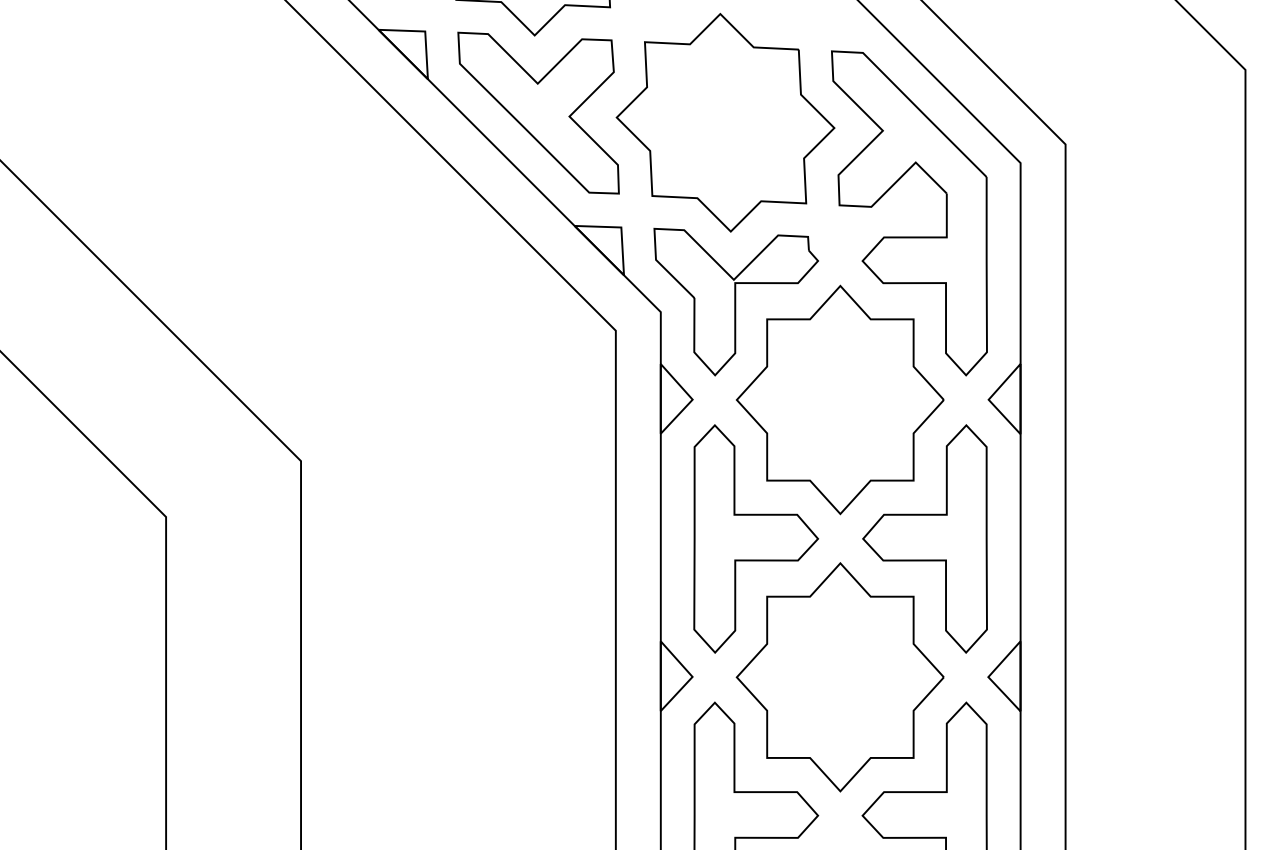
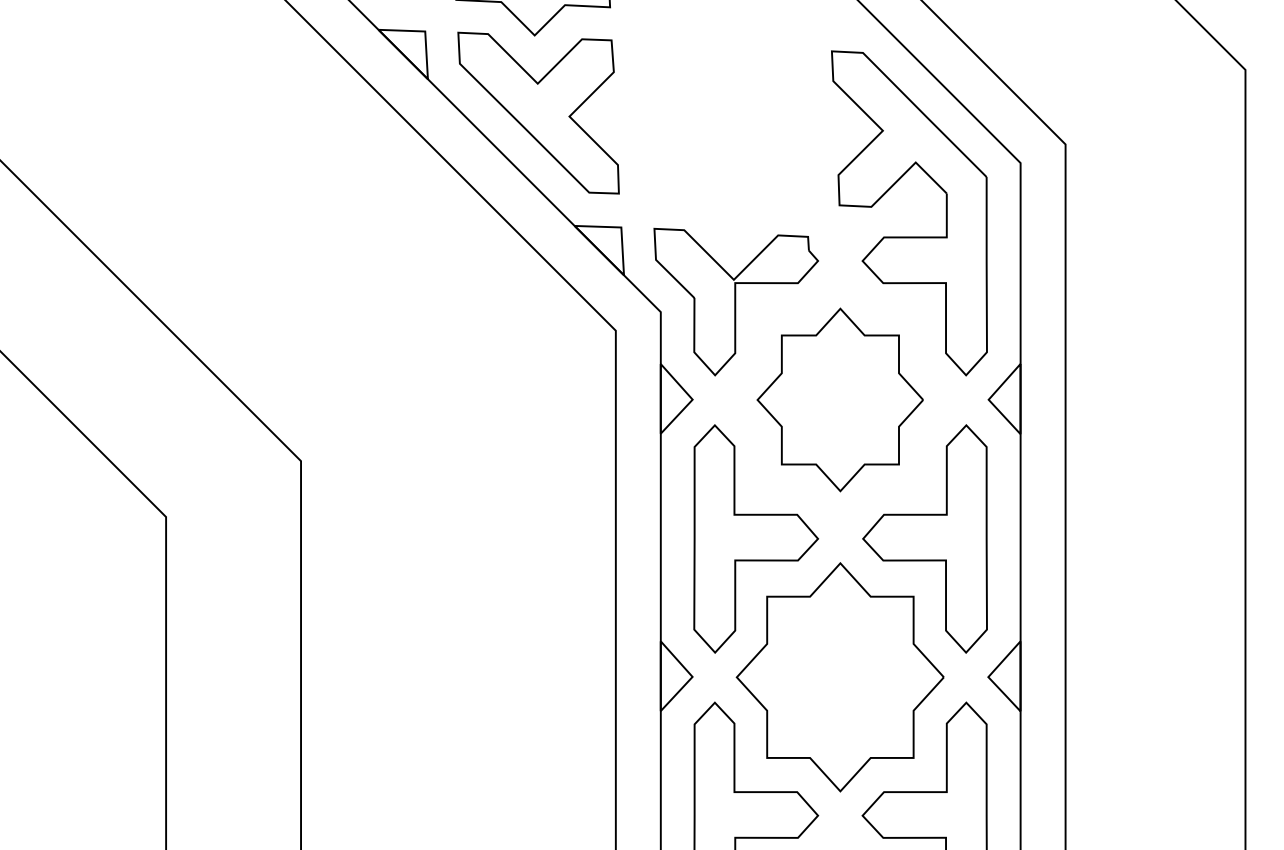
part: present -> none (725, 122)
part size: 209x232 px -> 168x186 px (839, 399)
